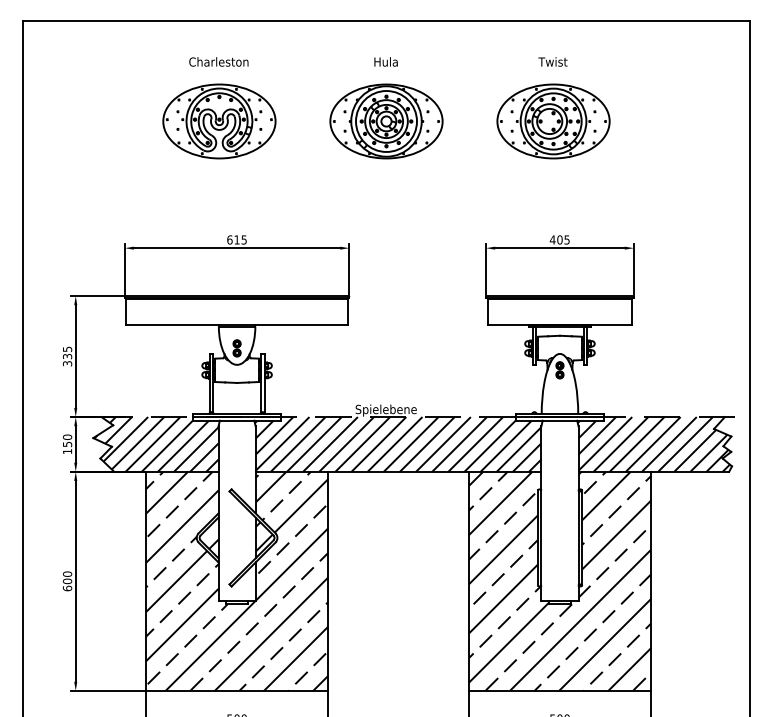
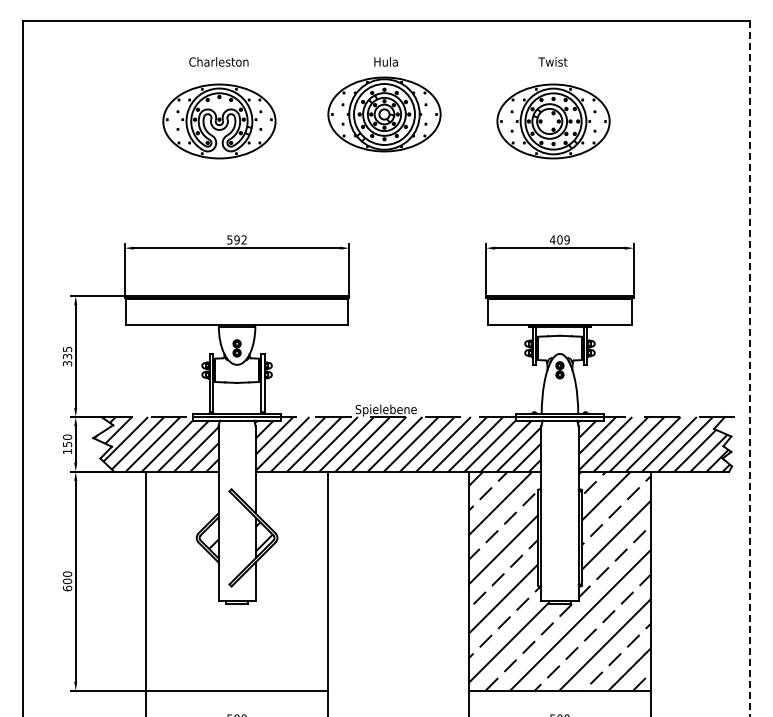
part position: (386, 121) -> (384, 114) (384, 114)
text: 615 -> 592 (236, 239)
text: 405 -> 409 (566, 239)
line: solid -> dashed (749, 369)
hatch: present -> none (236, 580)
